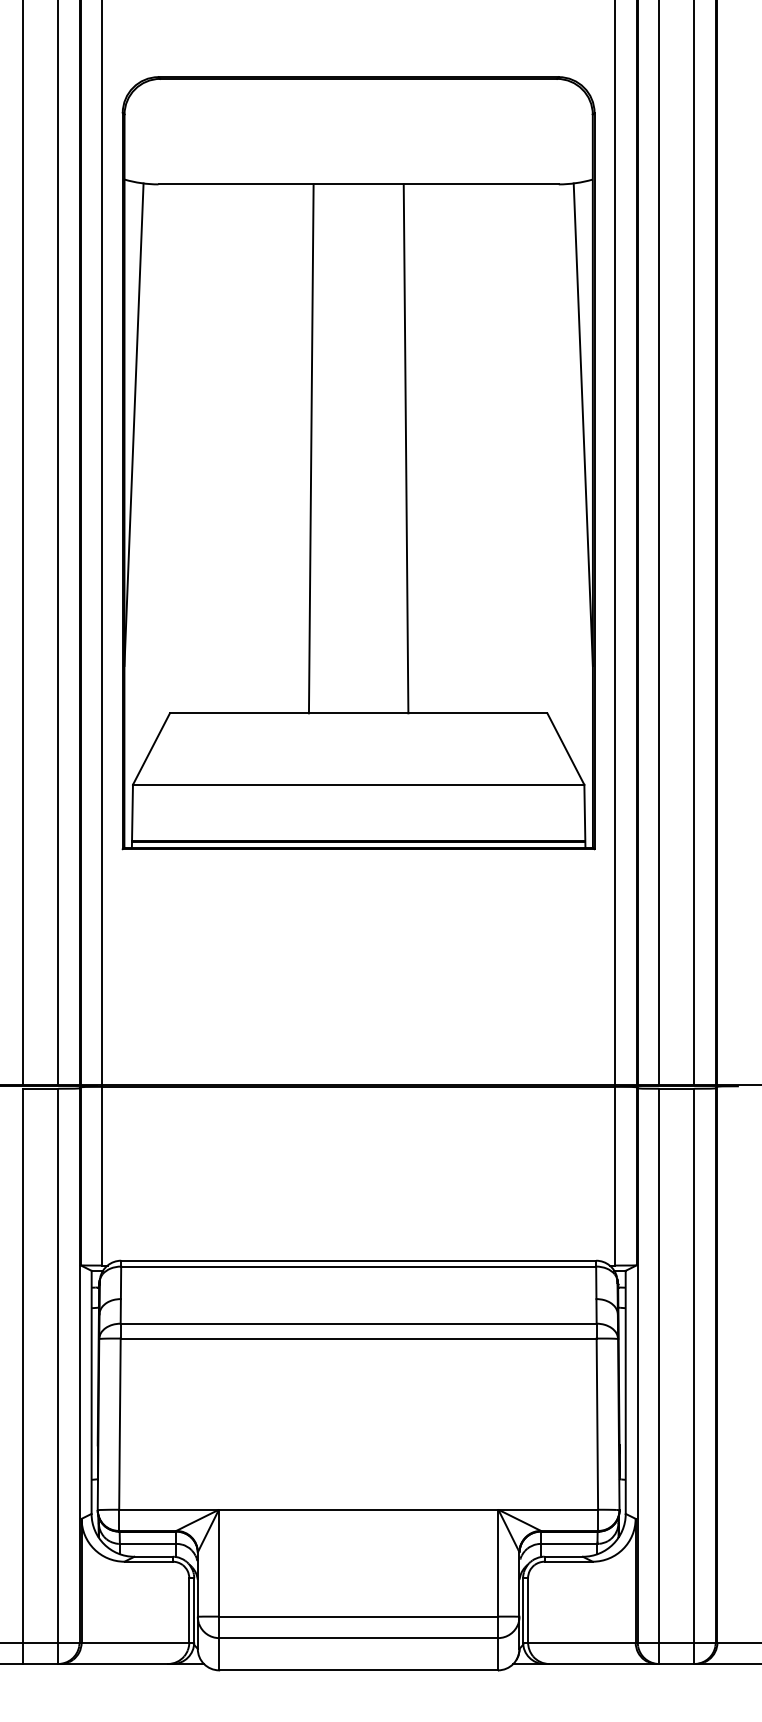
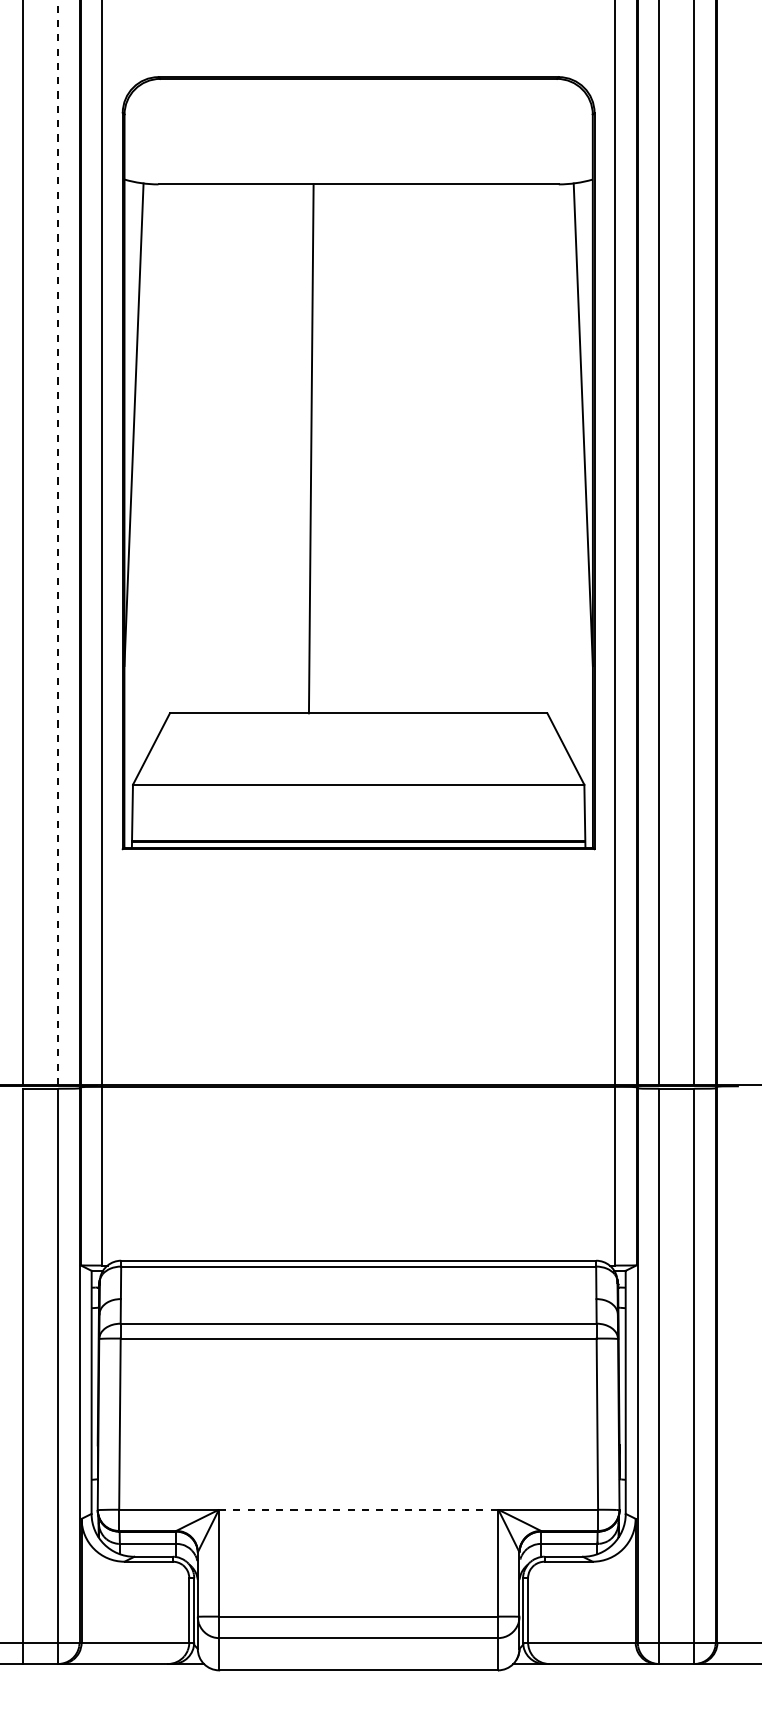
line: present -> none (405, 448)
line: solid -> dashed (58, 542)
line: solid -> dashed (358, 1509)
